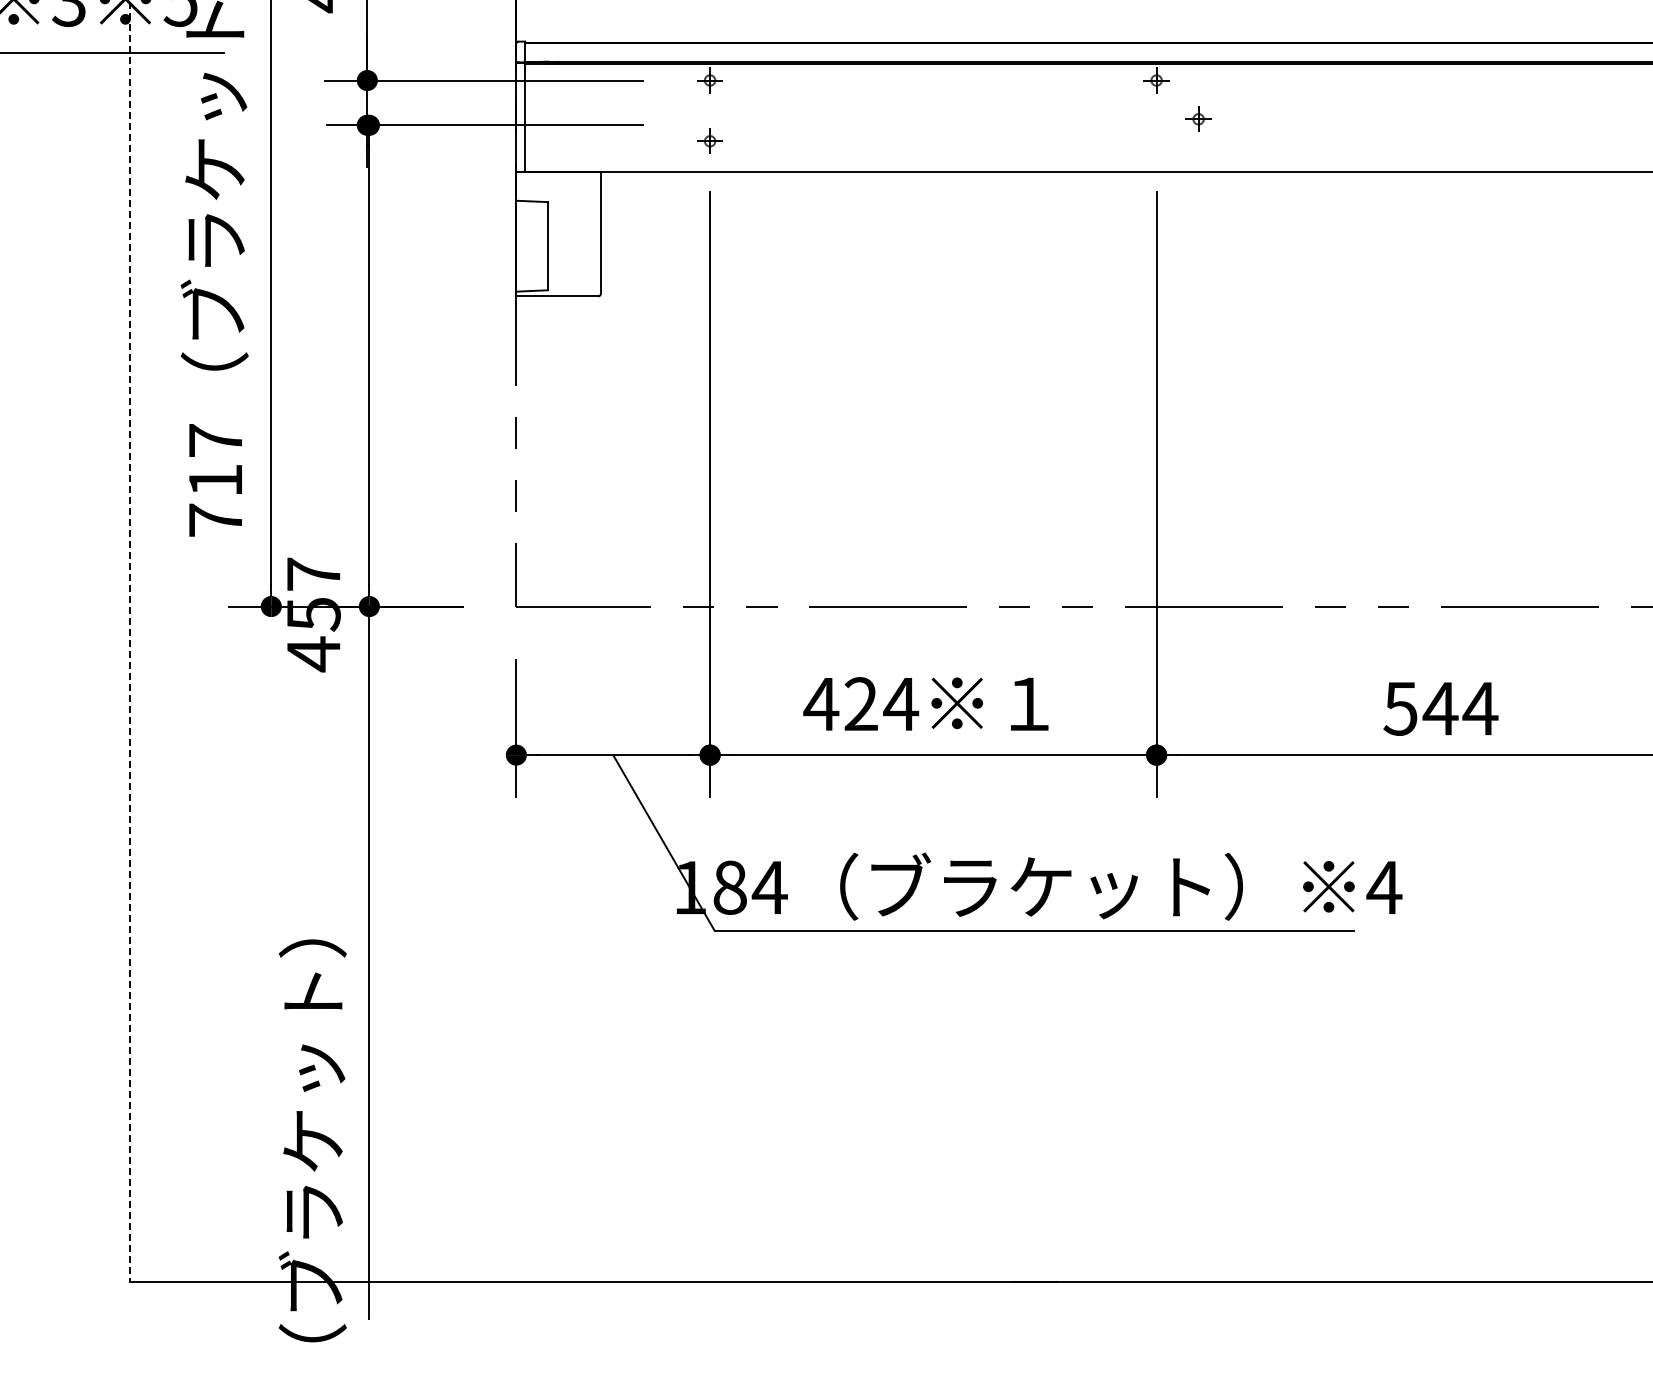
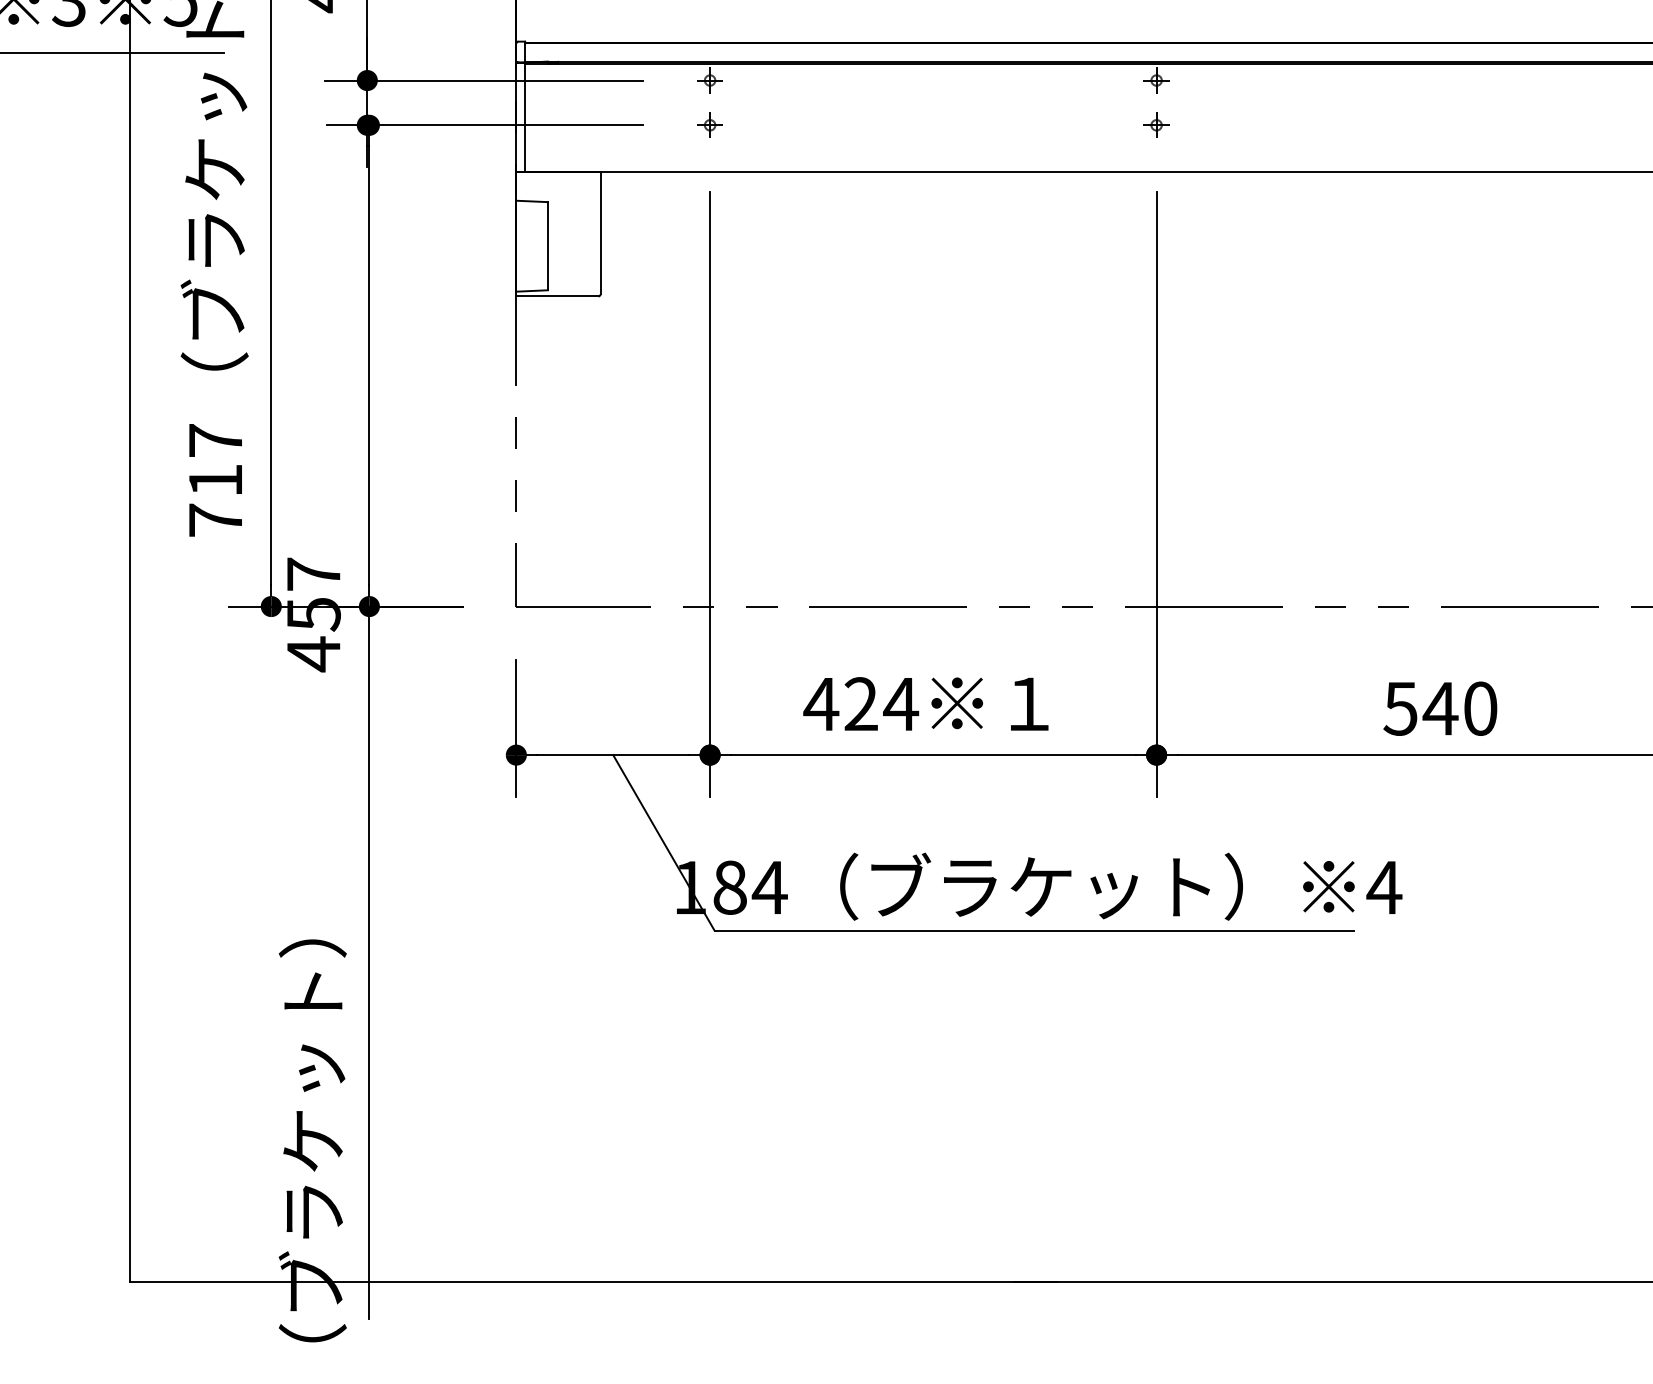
part position: (1198, 118) -> (1156, 124) (1156, 124)
part position: (709, 140) -> (709, 124) (709, 124)
line: dashed -> solid (130, 641)
text: 544 -> 540 (1480, 708)
